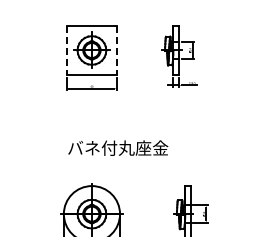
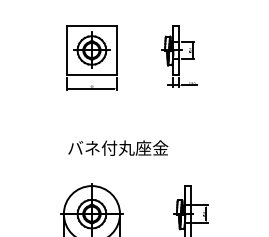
line: dashed -> solid (66, 50)
line: dashed -> solid (116, 50)
